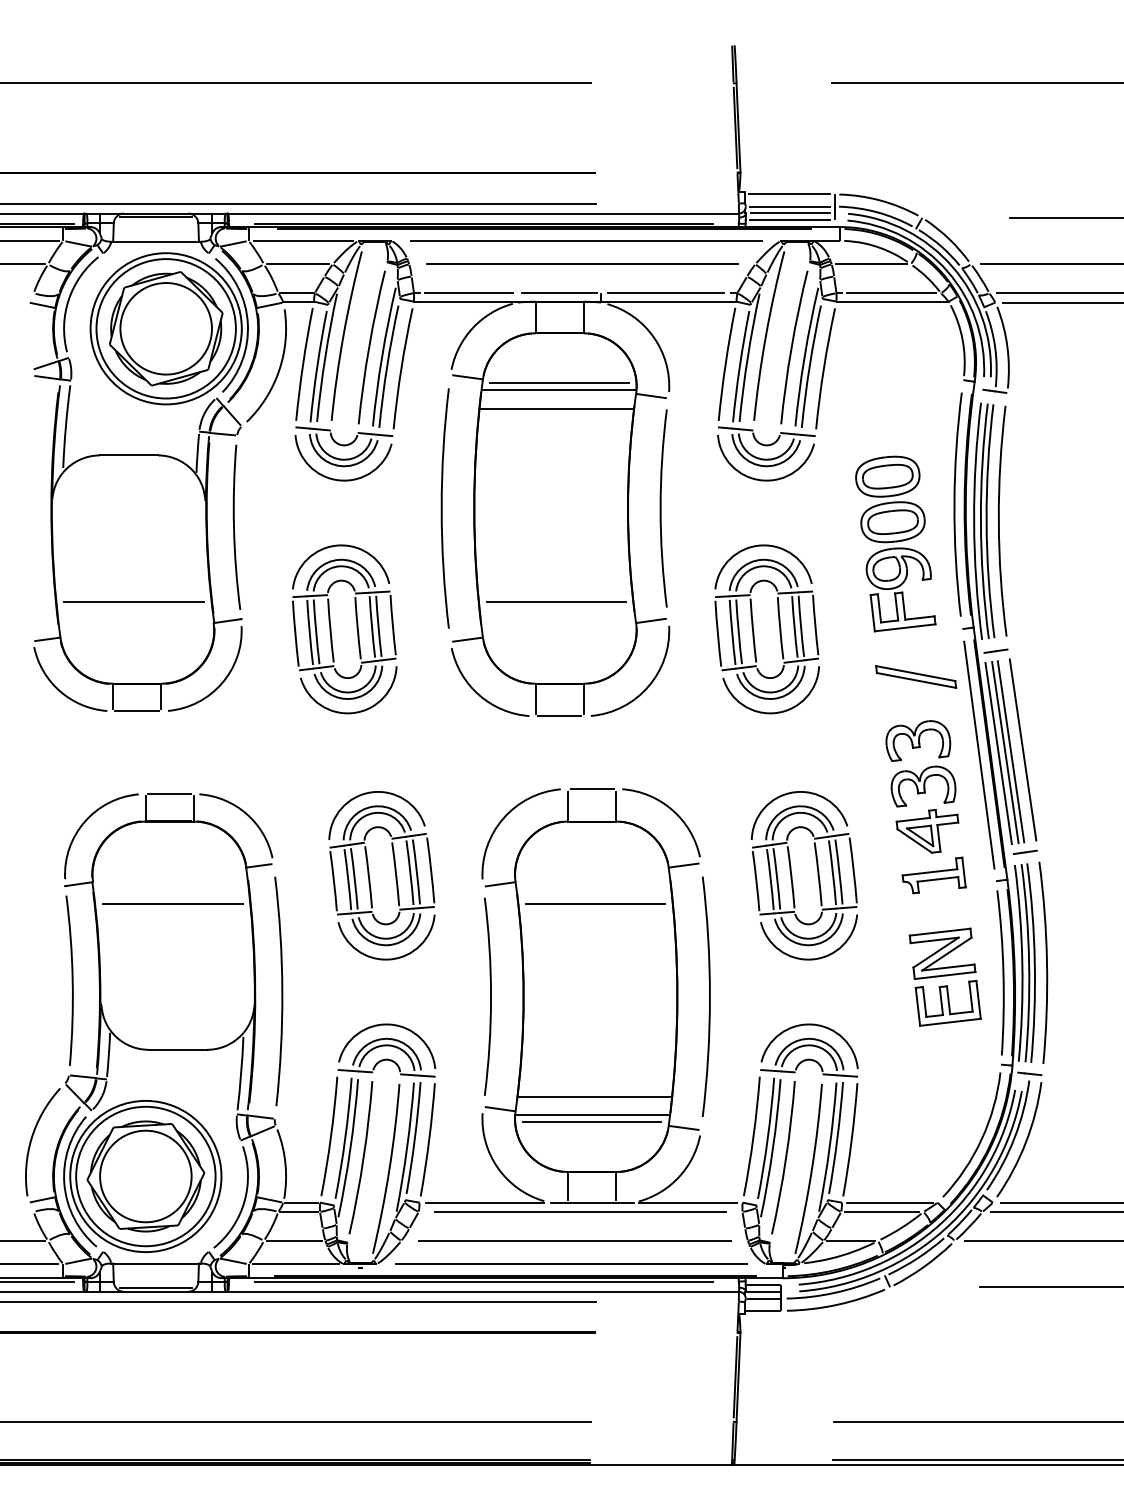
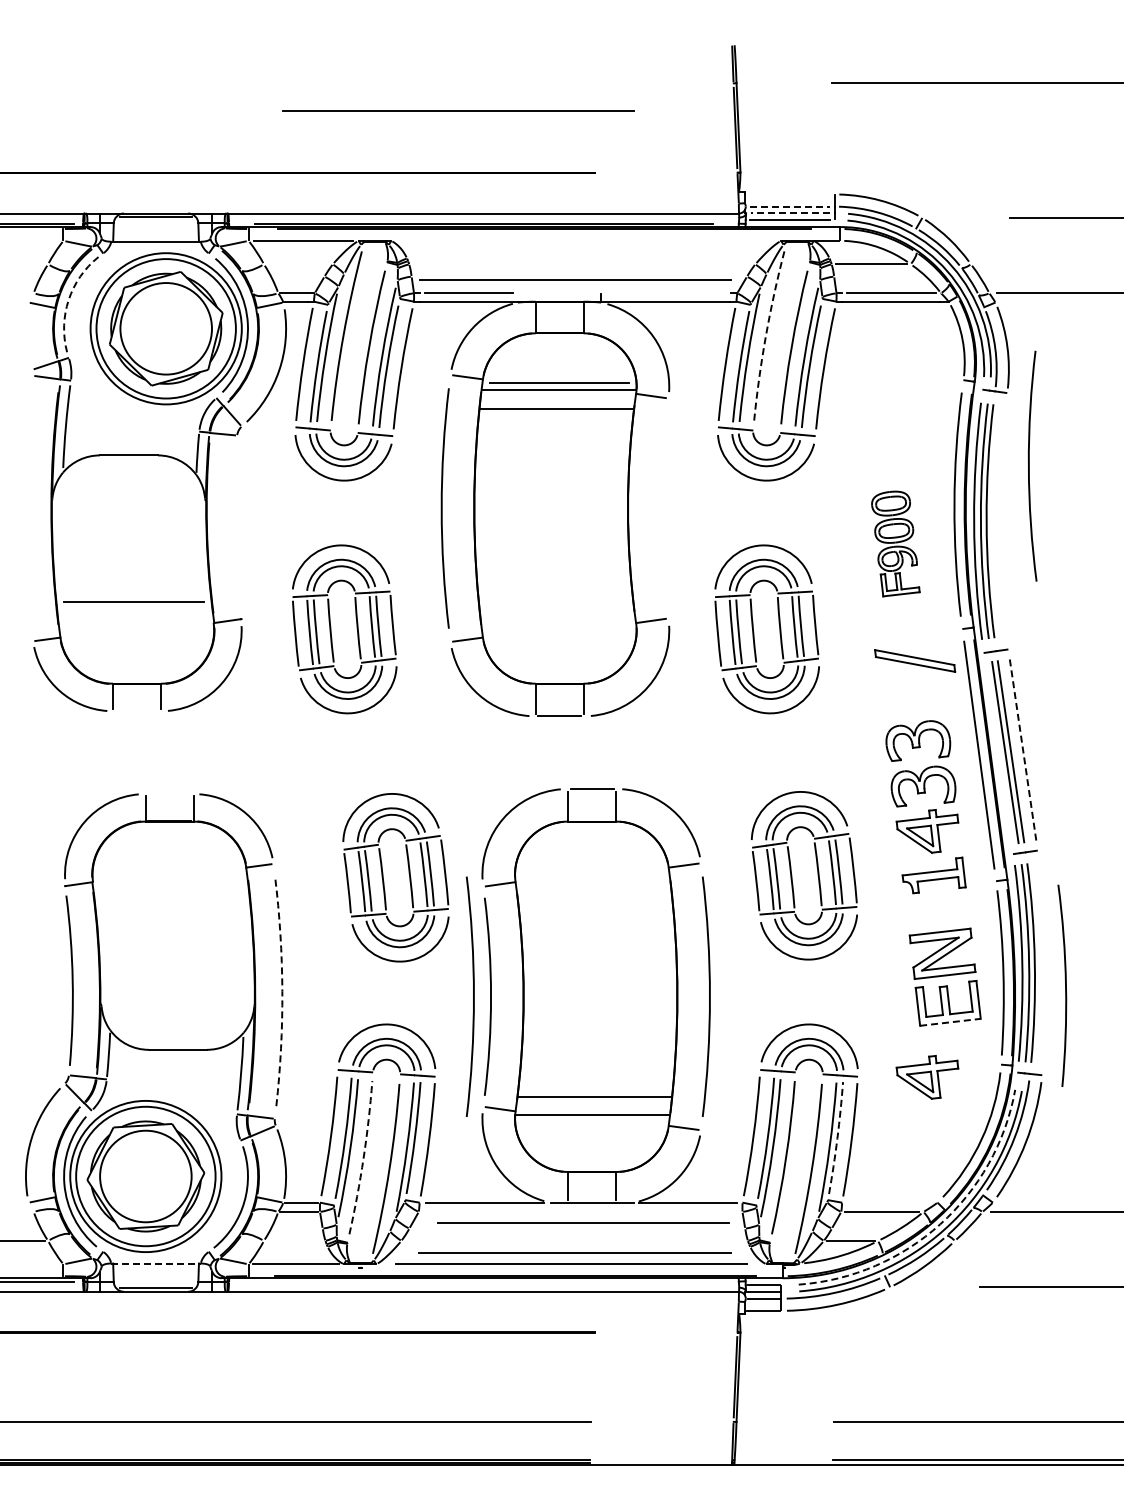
line: present -> none (296, 83)
line: present -> none (789, 194)
line: present -> none (298, 203)
line: solid -> dashed (790, 206)
line: solid -> dashed (790, 213)
line: present -> none (30, 240)
line position: (586, 240) -> (458, 110) (458, 110)
line position: (582, 263) -> (575, 279) (575, 279)
line: present -> none (23, 264)
line: present -> none (298, 264)
line: present -> none (1050, 264)
line: present -> none (559, 293)
line: present -> none (665, 293)
arc: solid -> dashed (68, 300)
line: present -> none (1061, 302)
arc: solid -> dashed (766, 335)
arc: present -> none (661, 508)
arc position: (999, 520) -> (1029, 465) (1029, 465)
arc: present -> none (234, 526)
part size: 82x178 px -> 50x108 px (895, 543)
line: present -> none (555, 601)
part position: (916, 676) -> (915, 660) (915, 660)
line: present -> none (136, 711)
line: solid -> dashed (1023, 749)
line: present -> none (998, 753)
line: present -> none (169, 794)
part position: (370, 879) -> (384, 881) (384, 881)
line: present -> none (172, 903)
line: present -> none (595, 903)
arc position: (1046, 962) -> (1065, 985) (1065, 985)
arc: solid -> dashed (282, 991)
arc: none -> present (473, 996)
line: solid -> dashed (950, 1022)
part: none -> present (927, 1077)
line: present -> none (591, 1122)
arc: solid -> dashed (837, 1138)
arc: solid -> dashed (363, 1158)
line: present -> none (889, 1202)
line: present -> none (1060, 1202)
line position: (580, 1211) -> (583, 1222) (583, 1222)
arc: solid -> dashed (940, 1224)
line: present -> none (294, 1240)
line position: (574, 1240) -> (574, 1252) (574, 1252)
line: present -> none (1042, 1240)
line: solid -> dashed (156, 1263)
line: present -> none (29, 1264)
line: present -> none (483, 1281)
line: present -> none (298, 1301)
